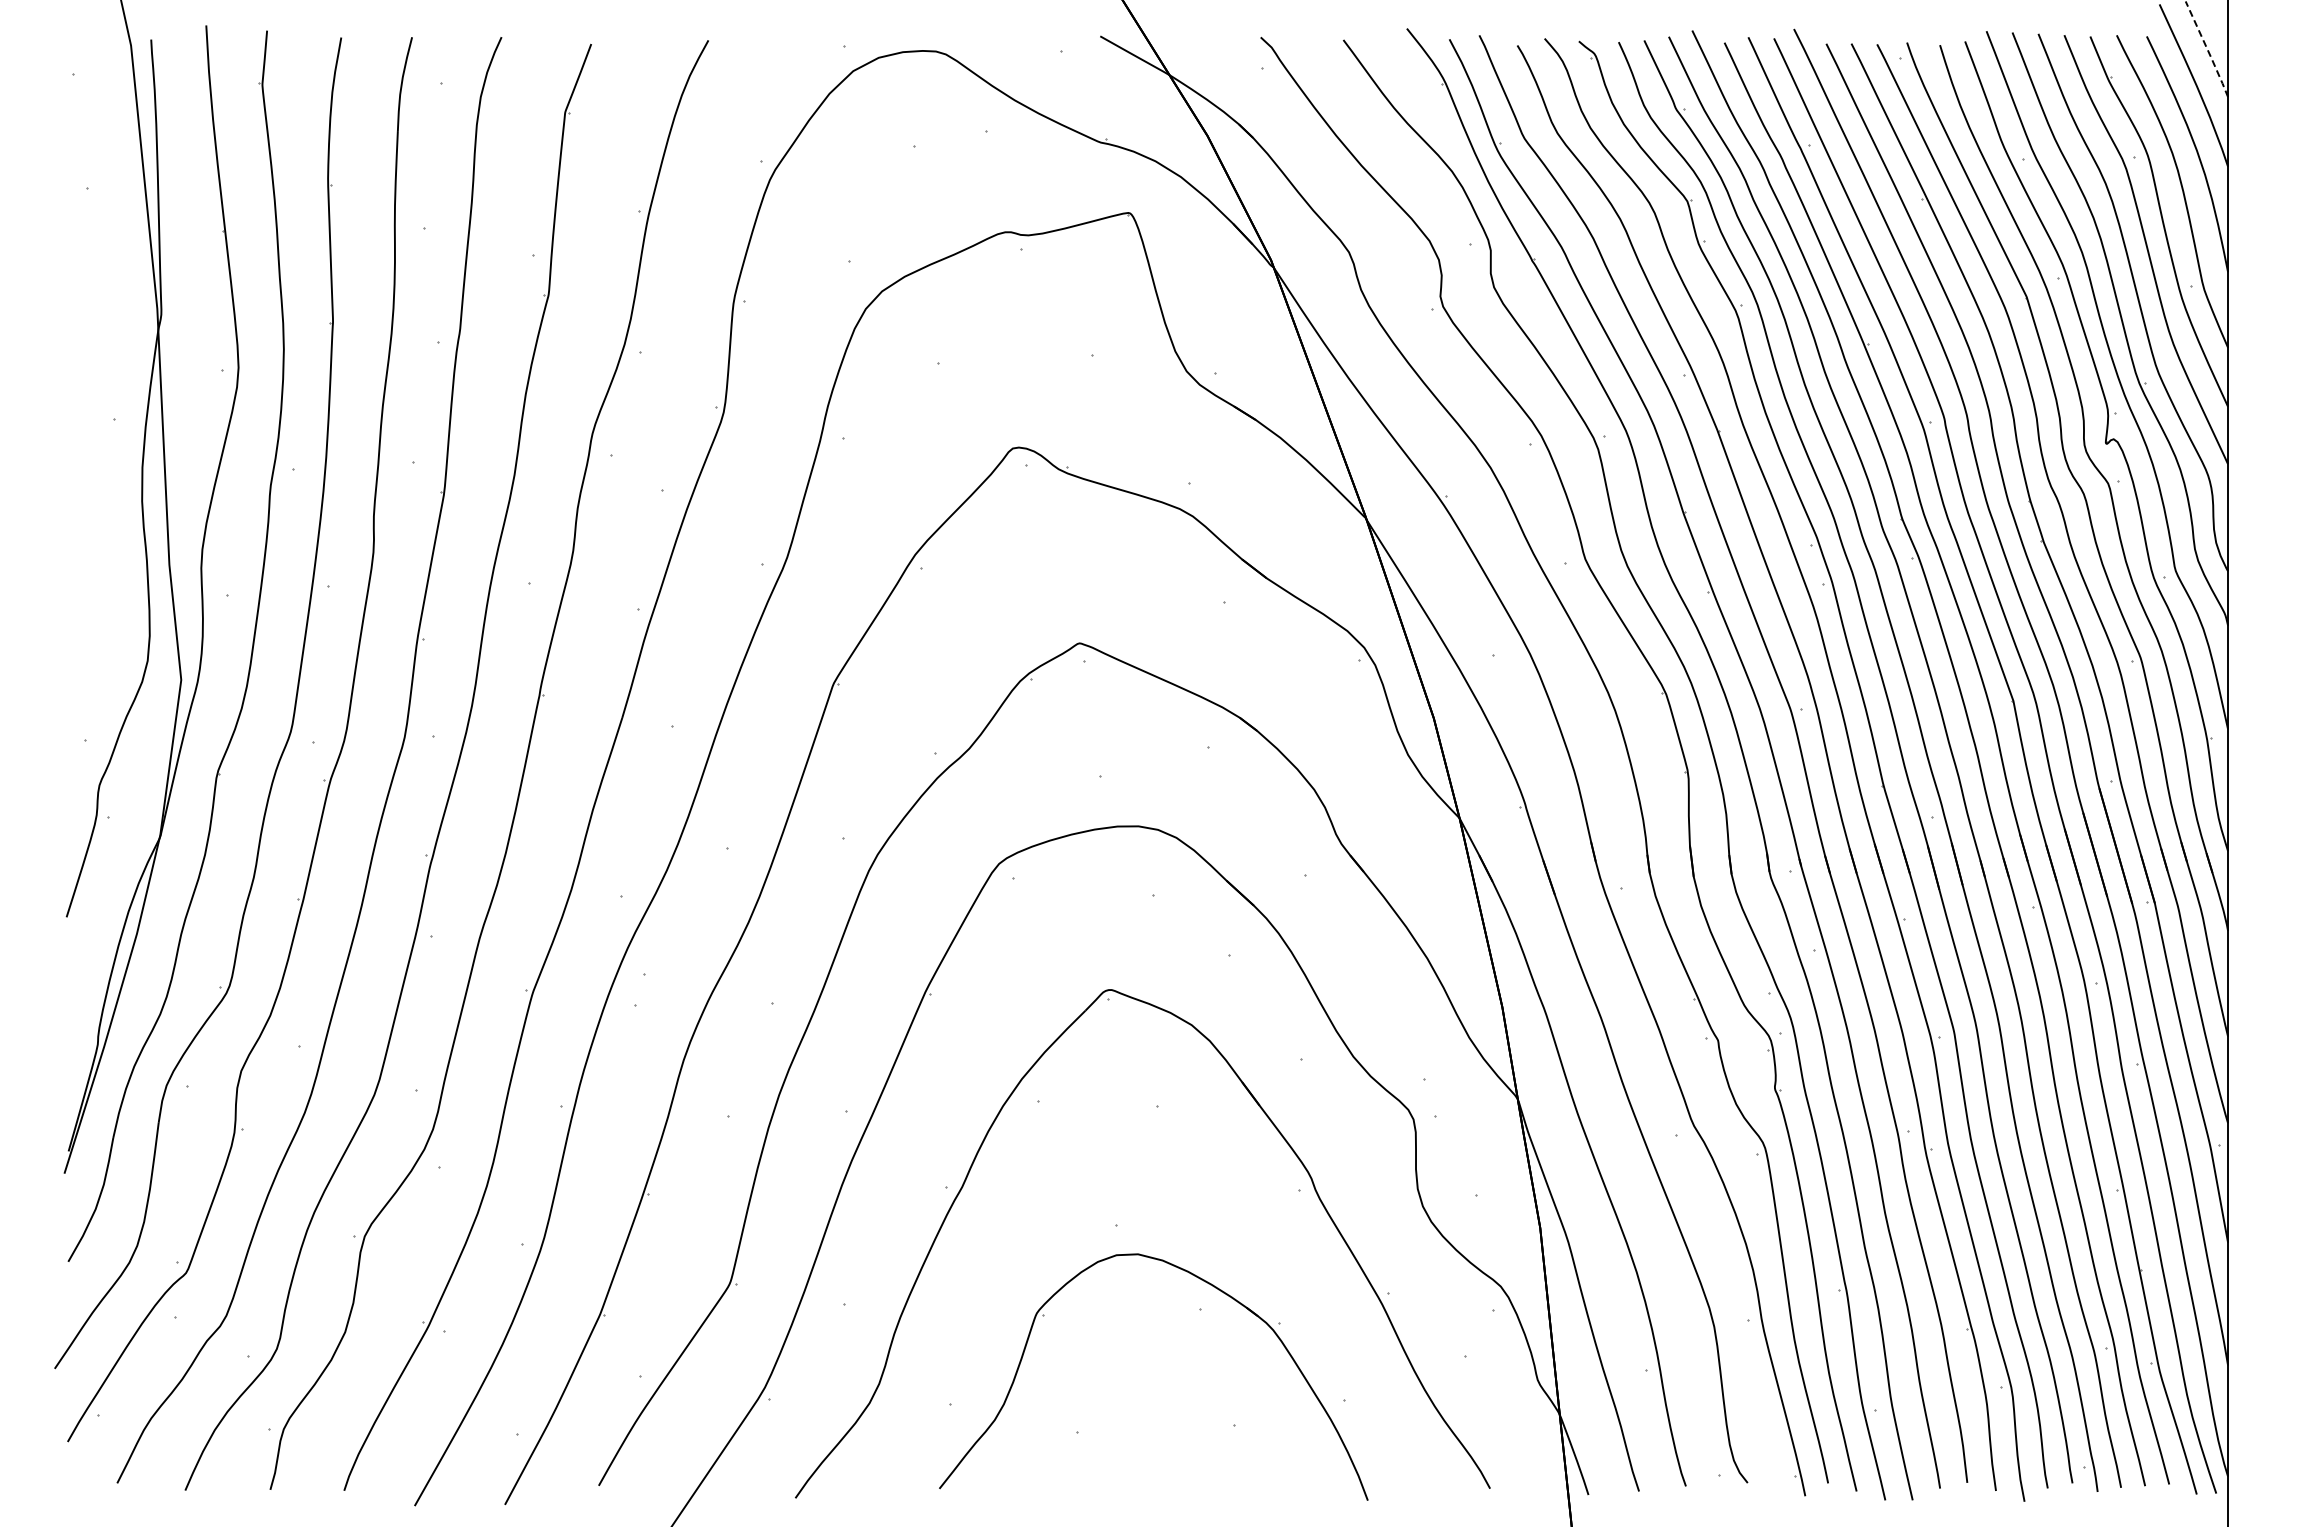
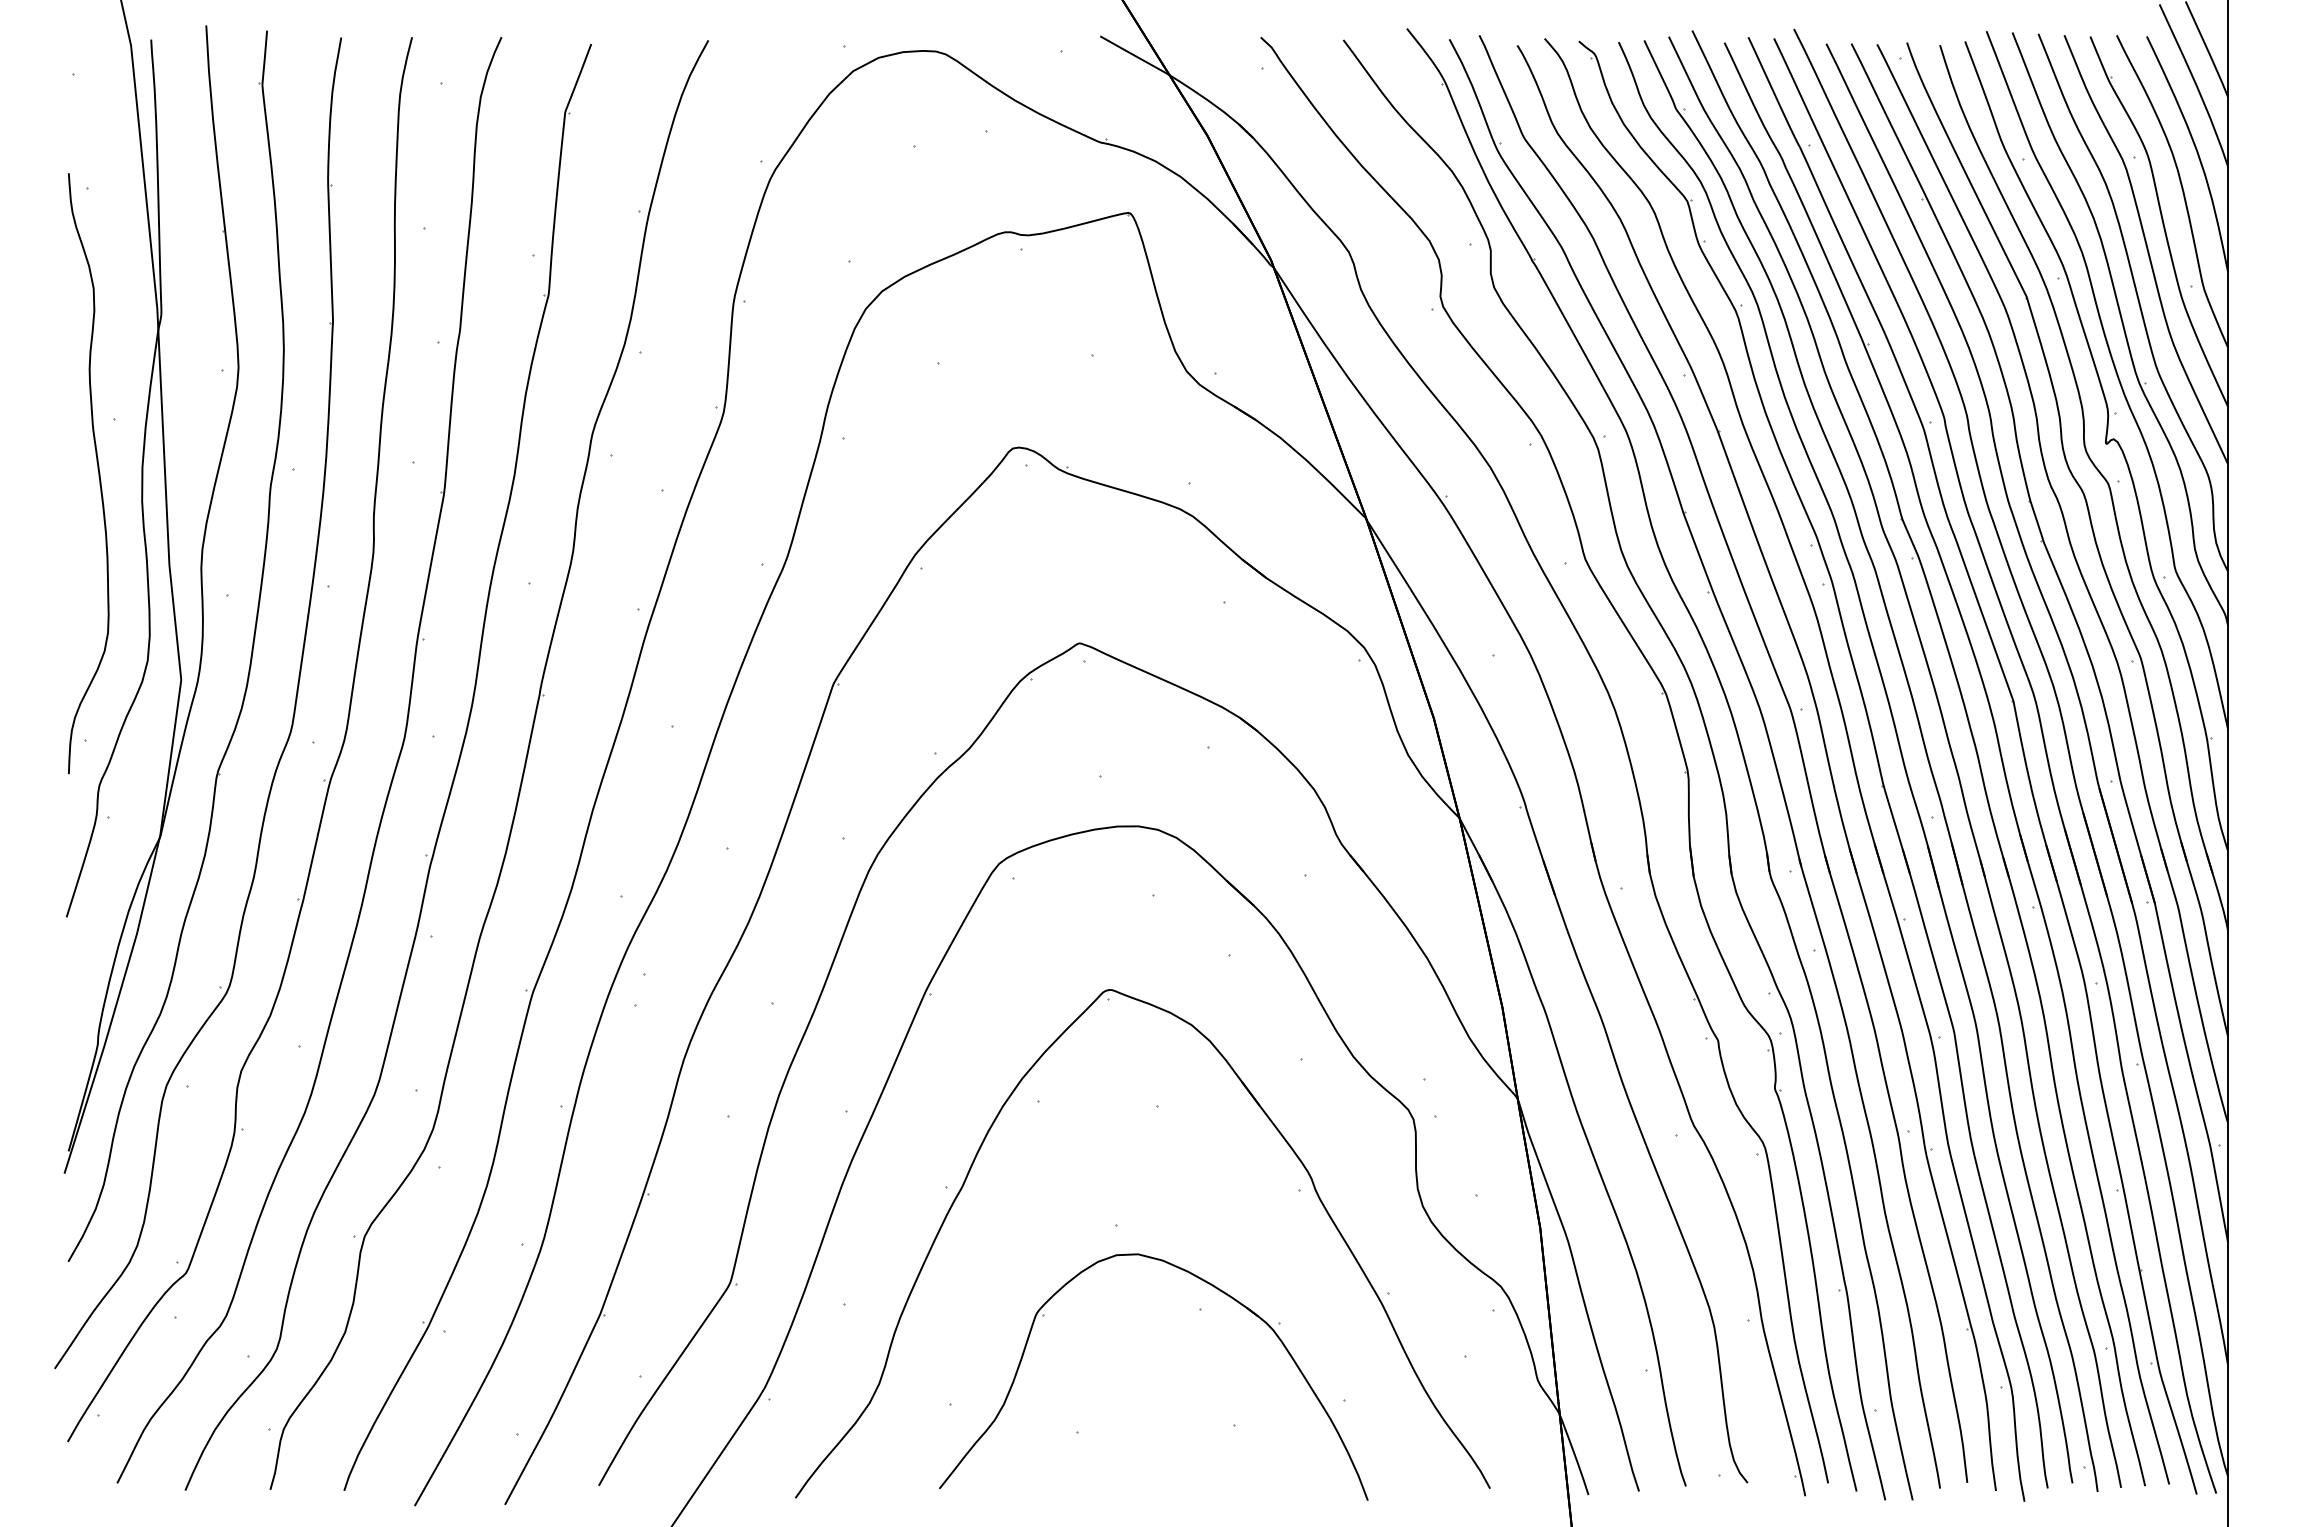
line: dashed -> solid (2207, 49)
curve: none -> present (97, 469)
